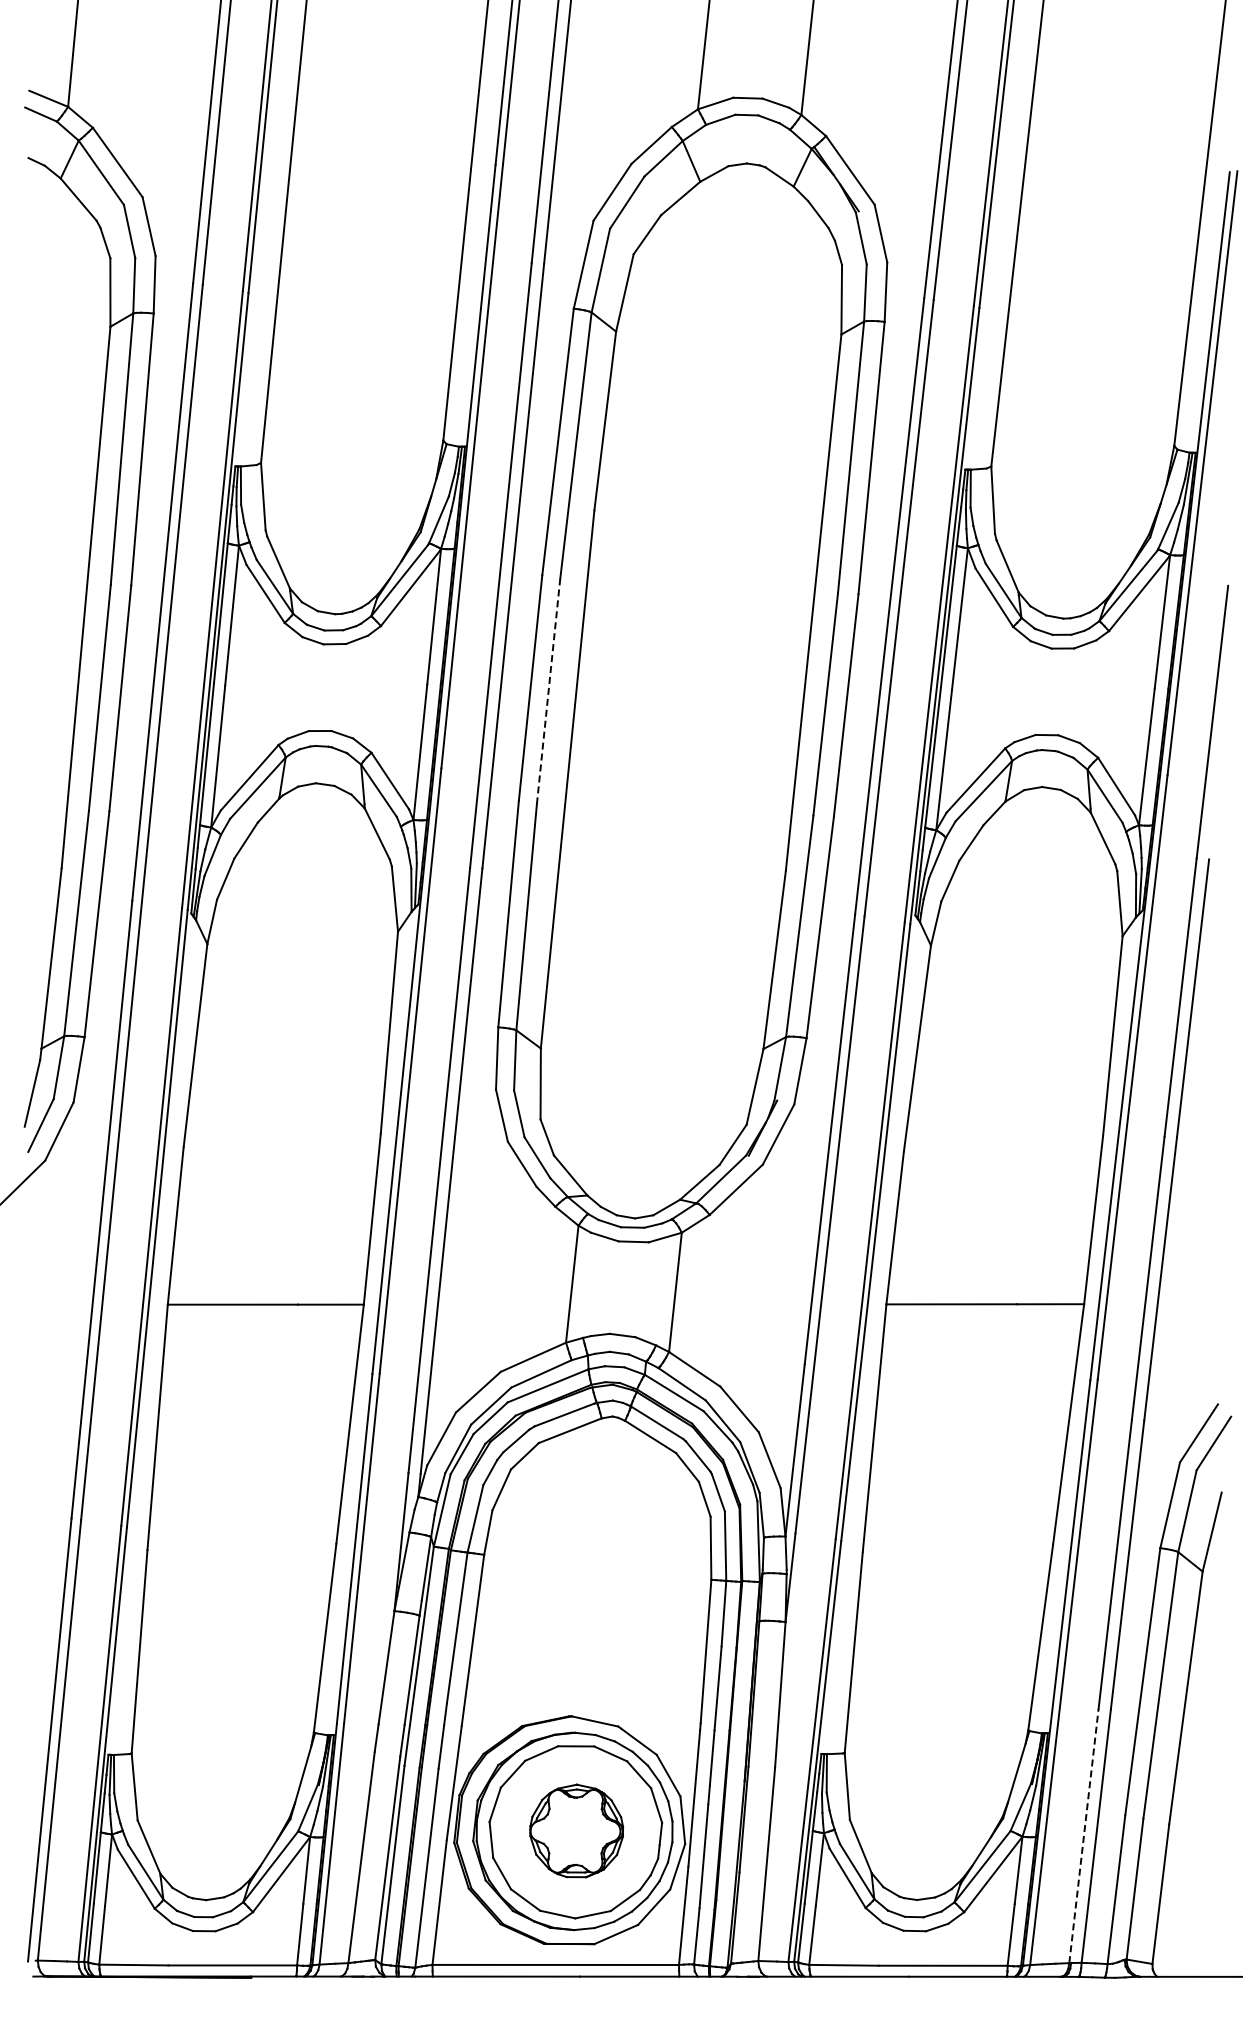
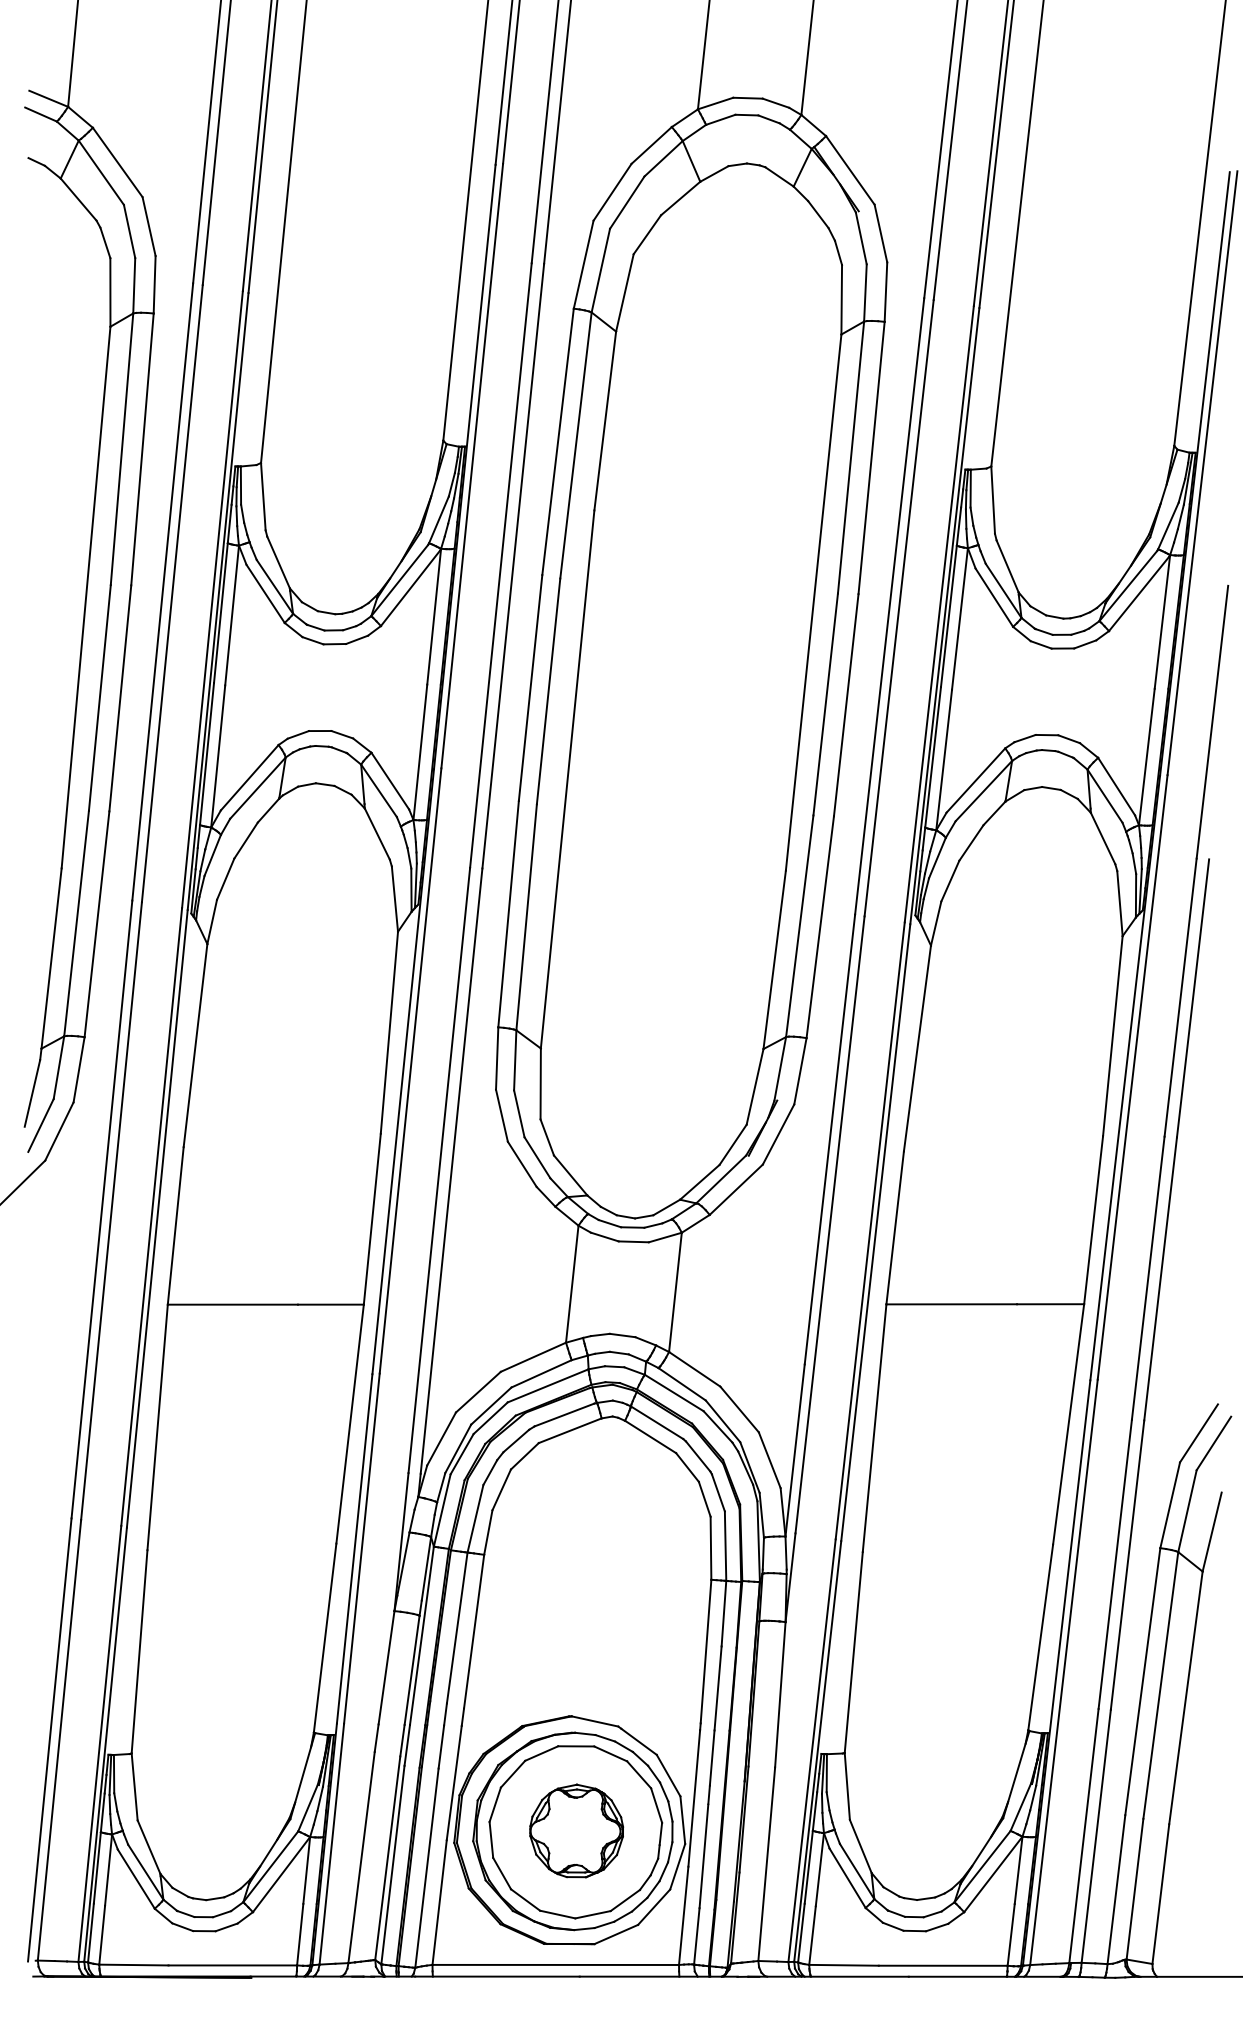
line: dashed -> solid (548, 690)
line: dashed -> solid (1083, 1836)
